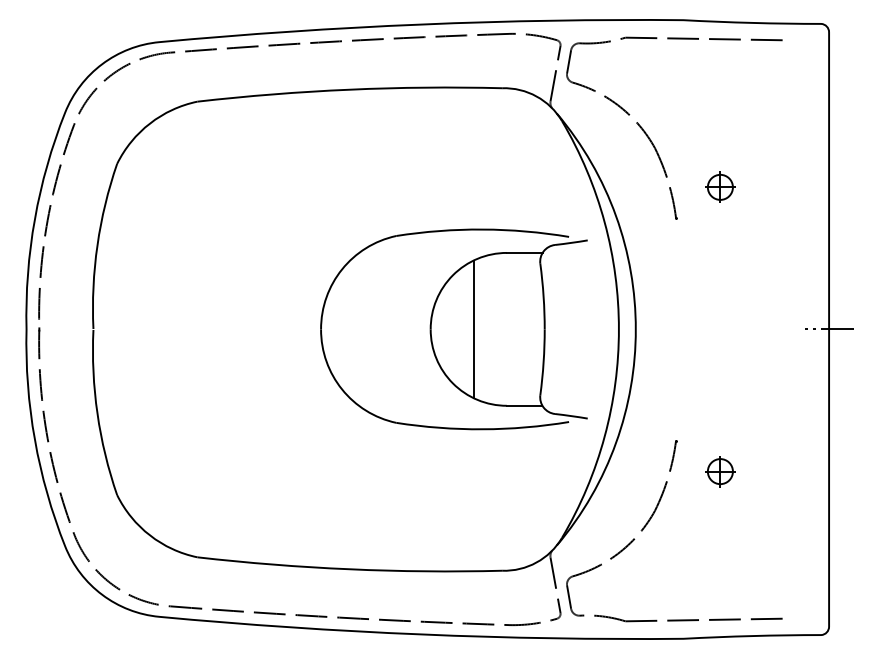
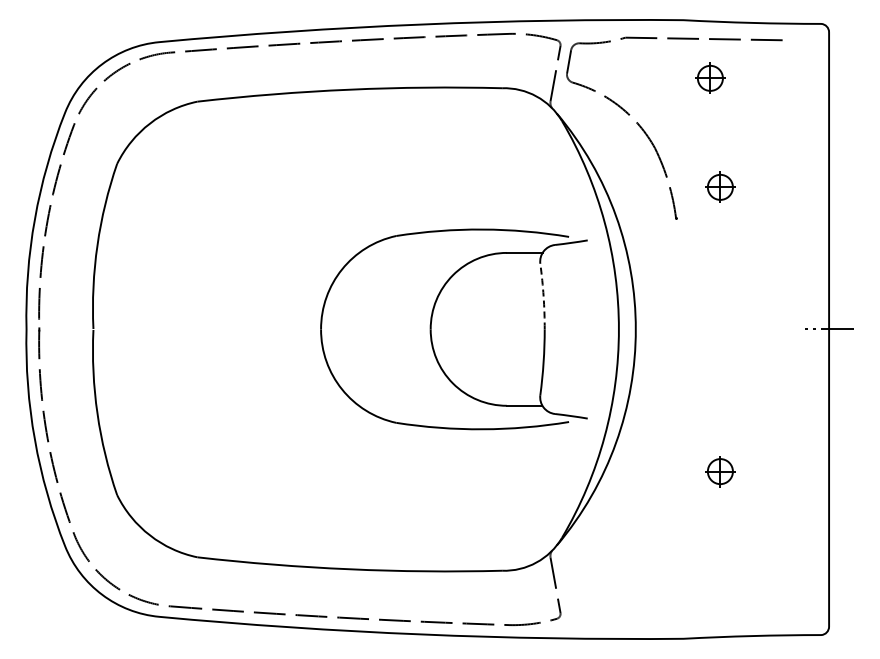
part: none -> present (710, 77)
arc: solid -> dashed (543, 296)
line: present -> none (473, 329)
part: present -> none (652, 517)
